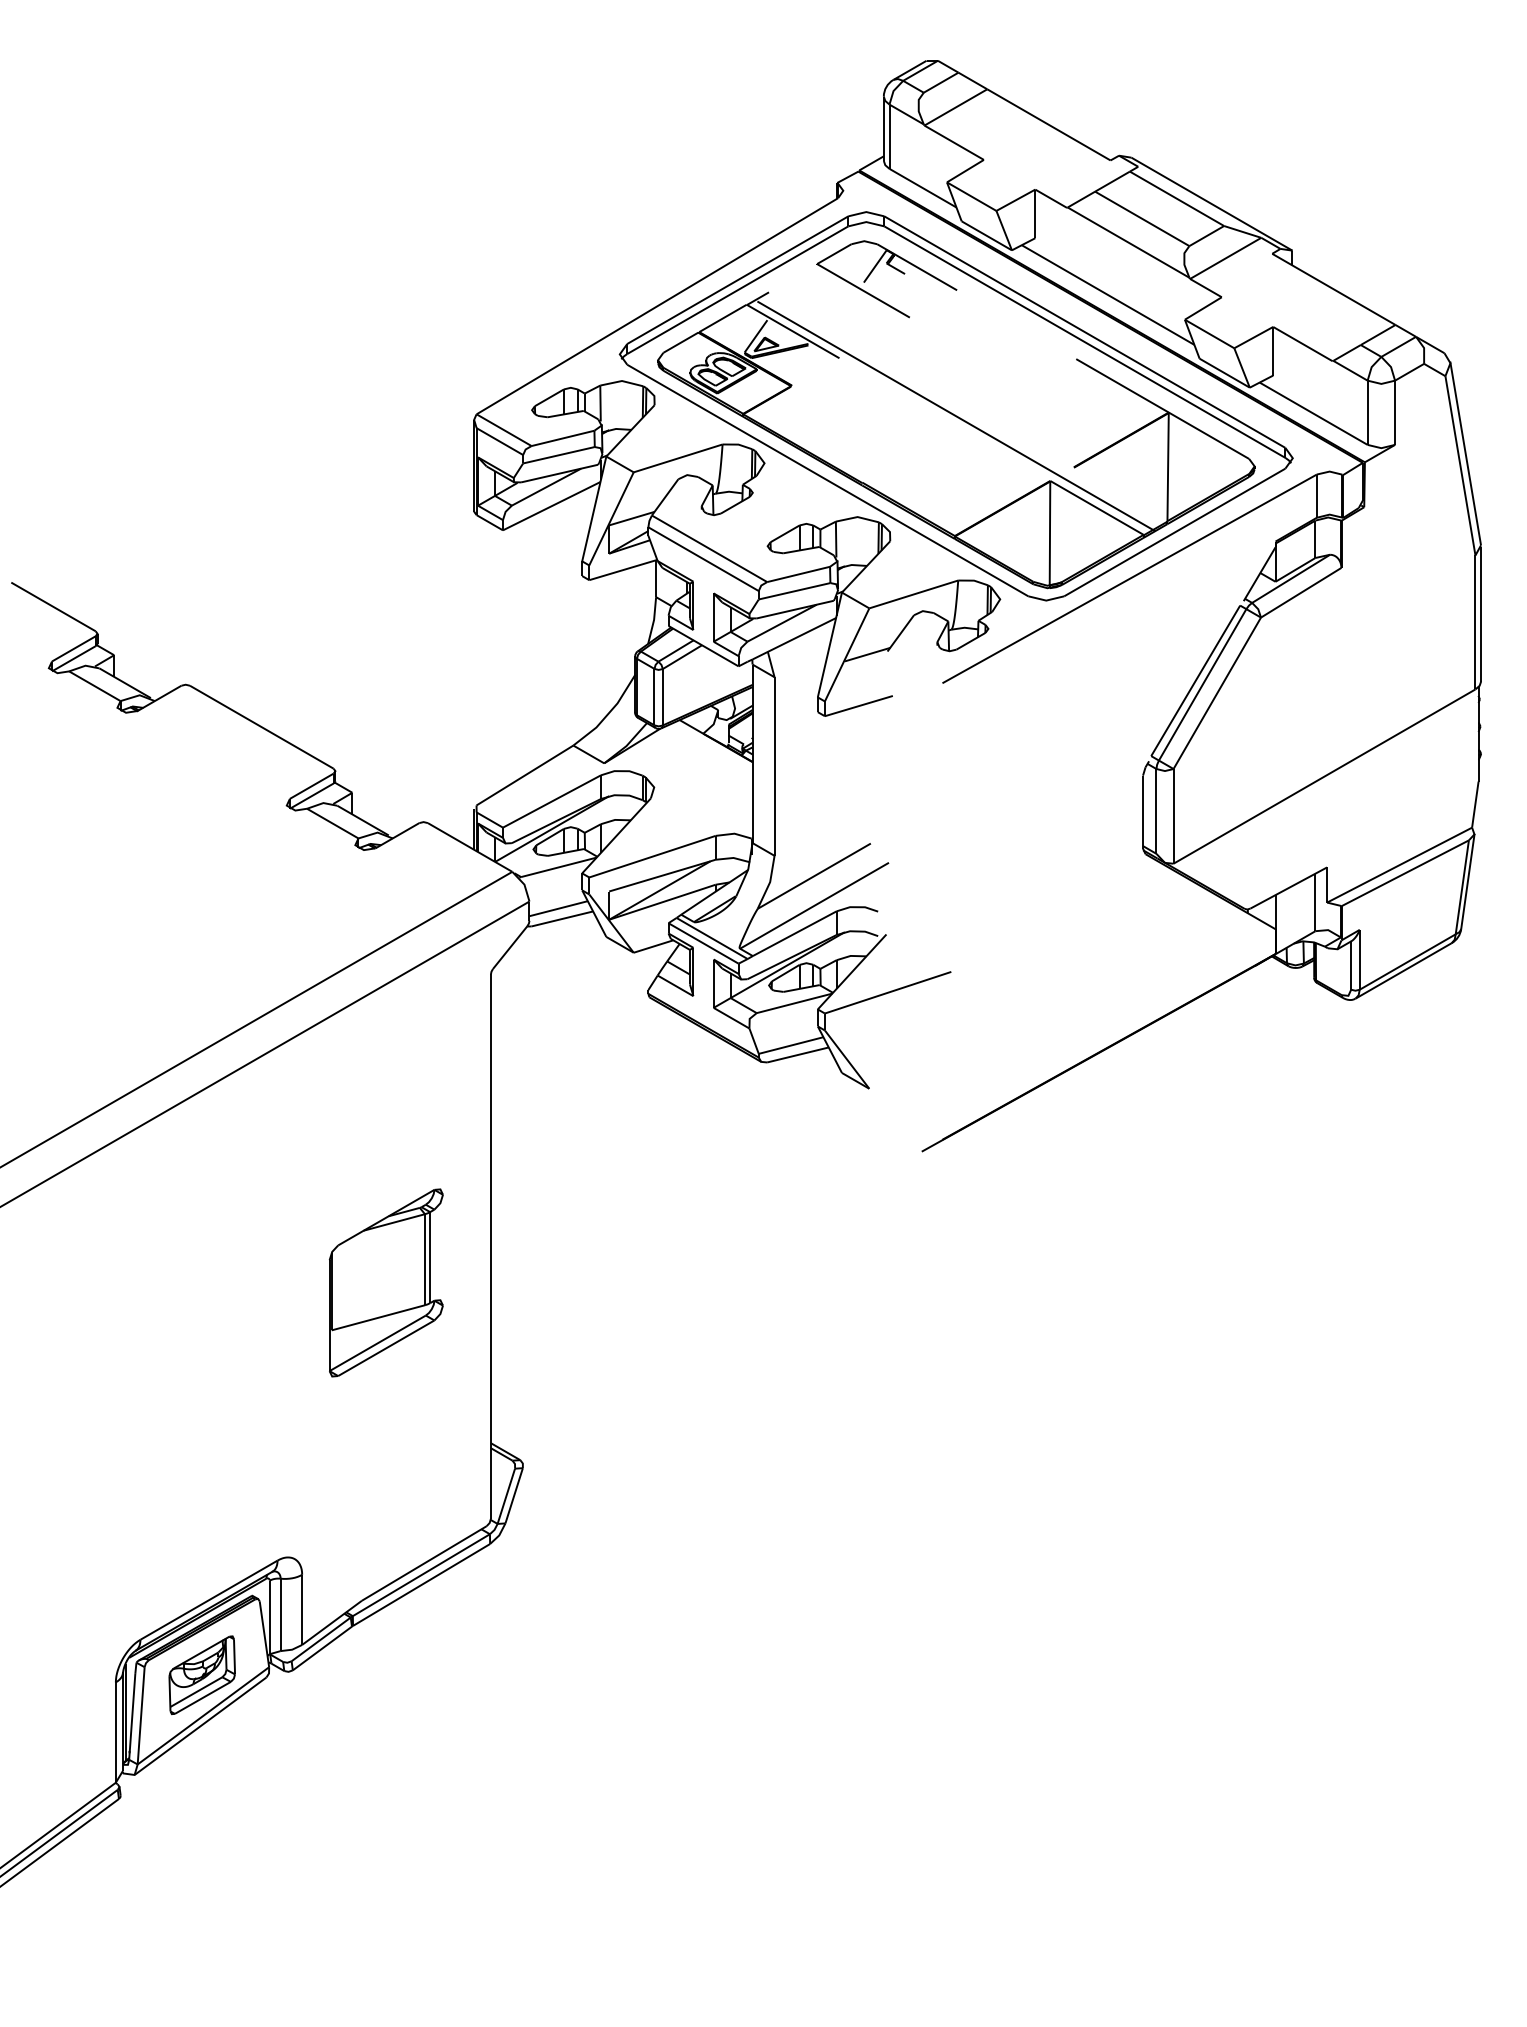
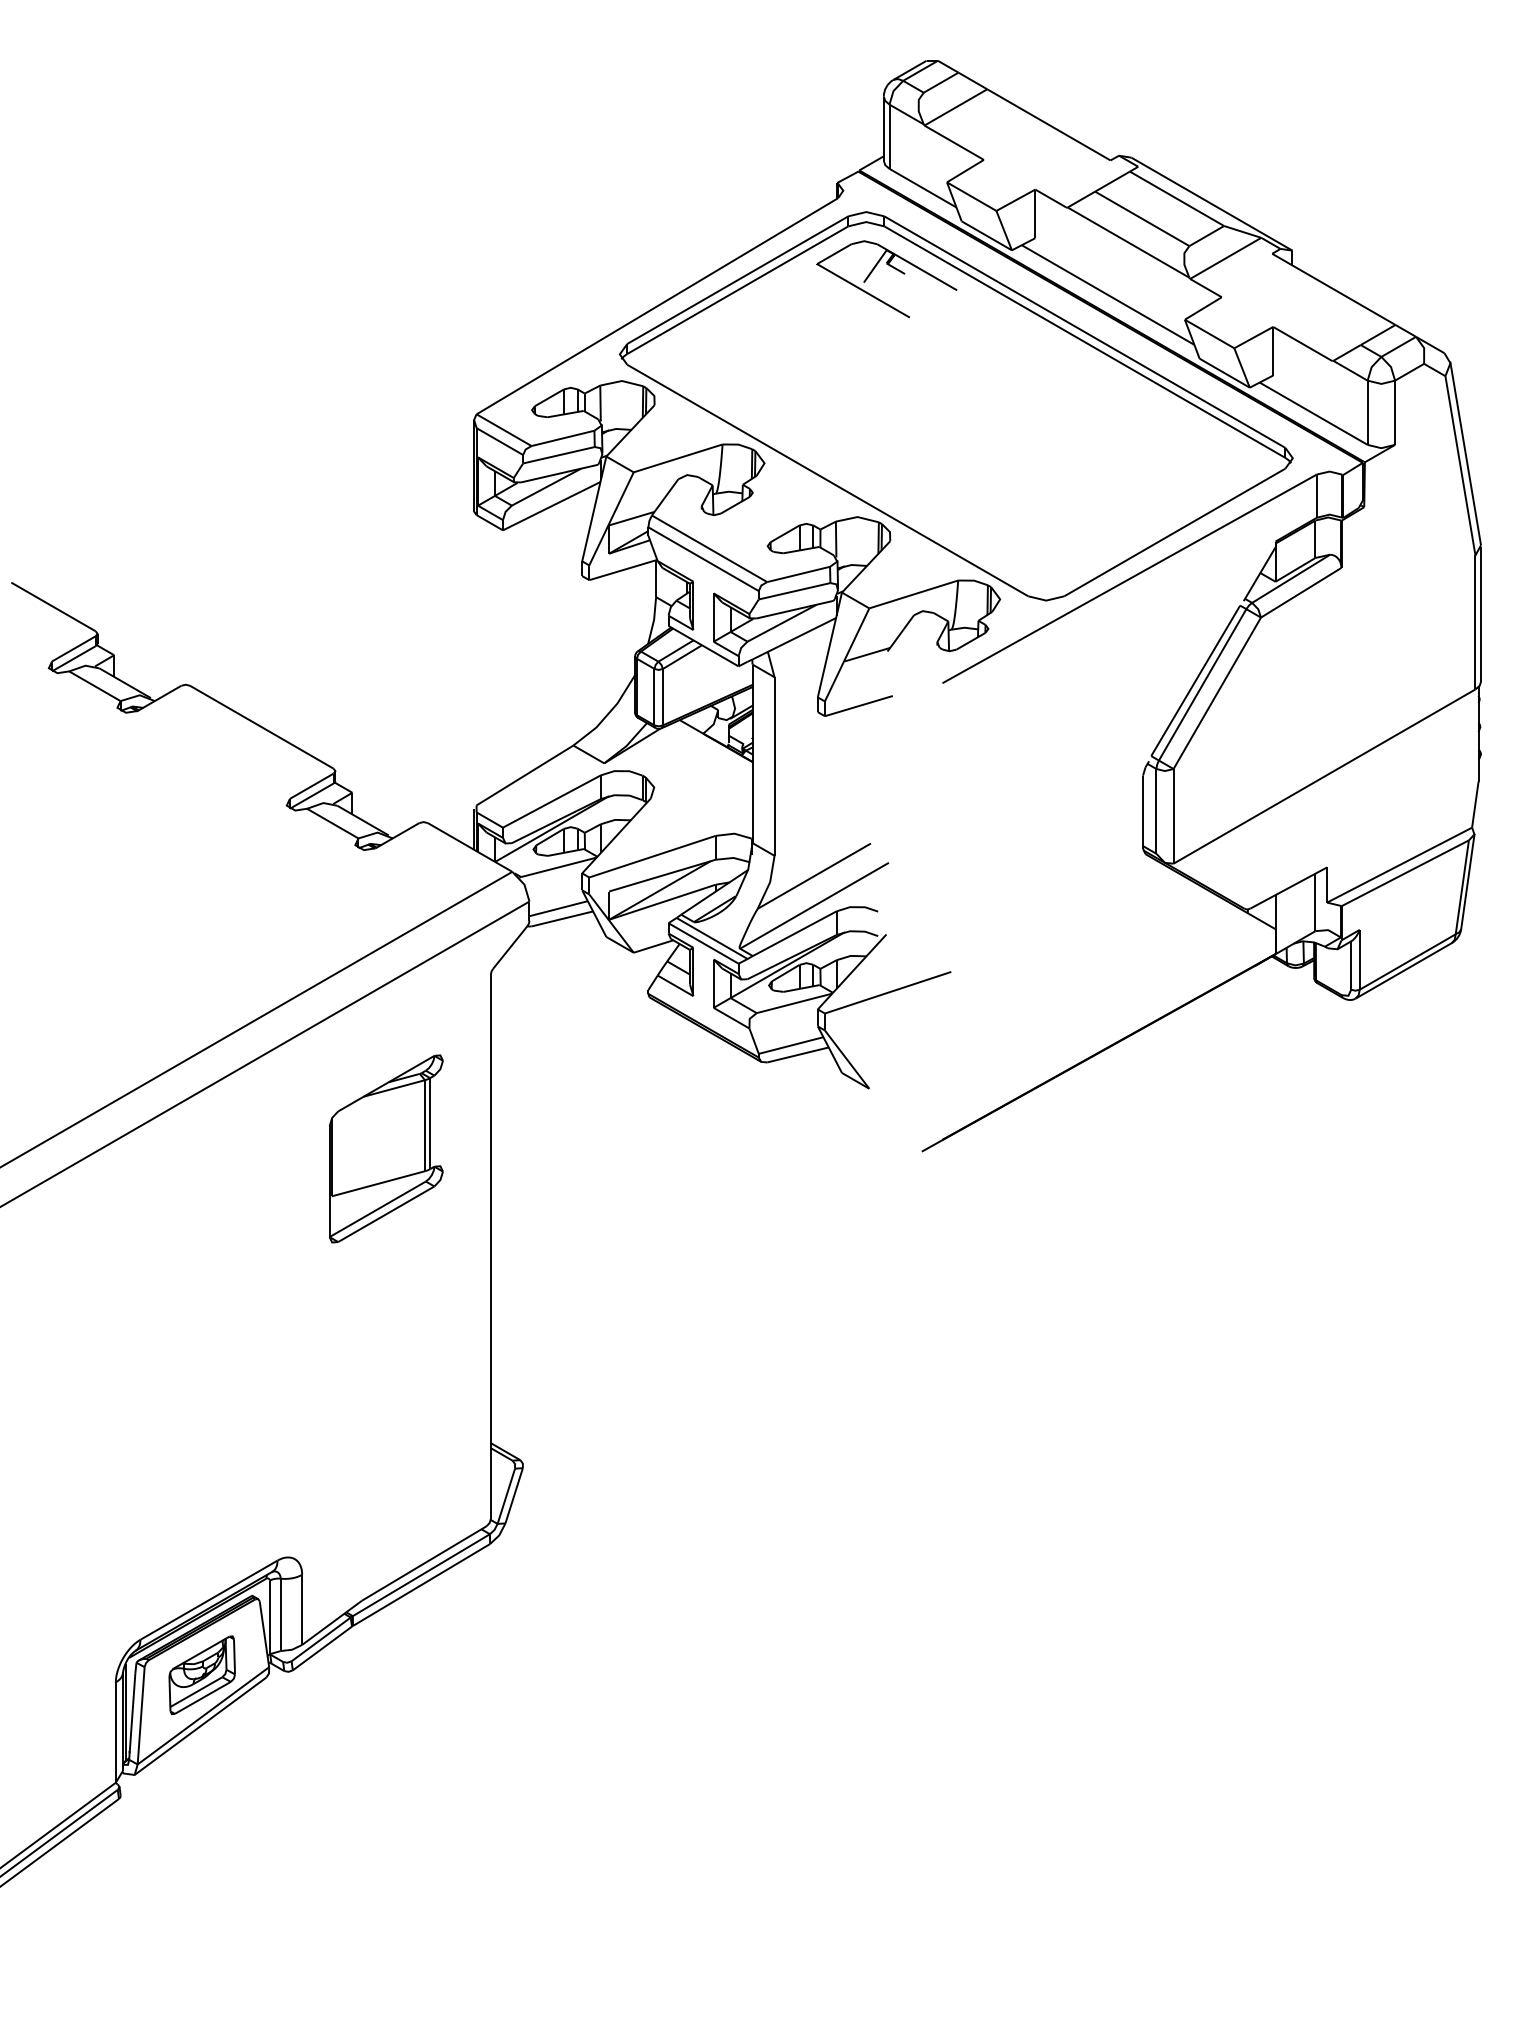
part: present -> none (956, 440)
part position: (385, 1282) -> (385, 1148) (385, 1148)
